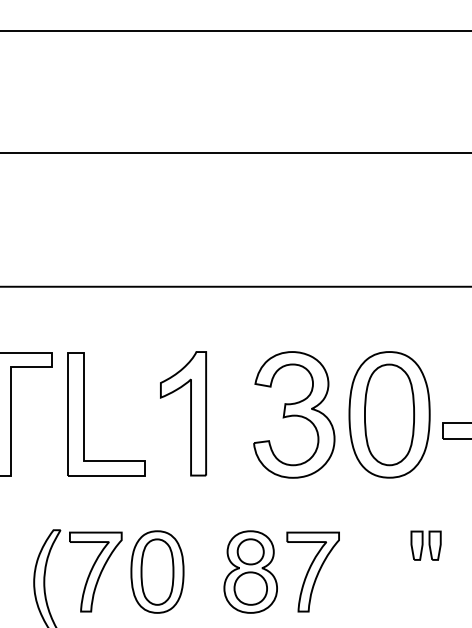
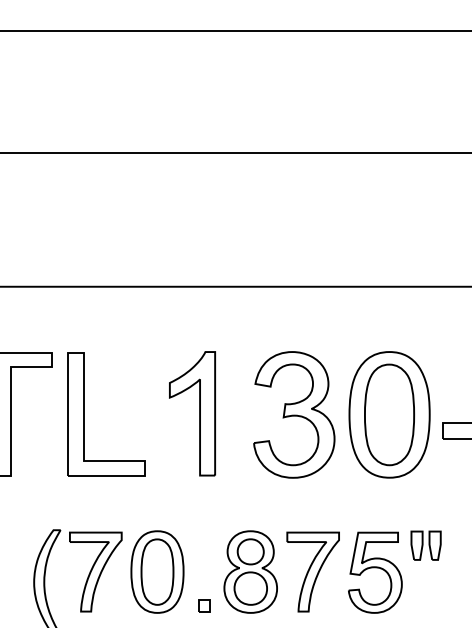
part position: (190, 413) -> (199, 413) (199, 413)
part: none -> present (375, 572)
part: none -> present (204, 605)
